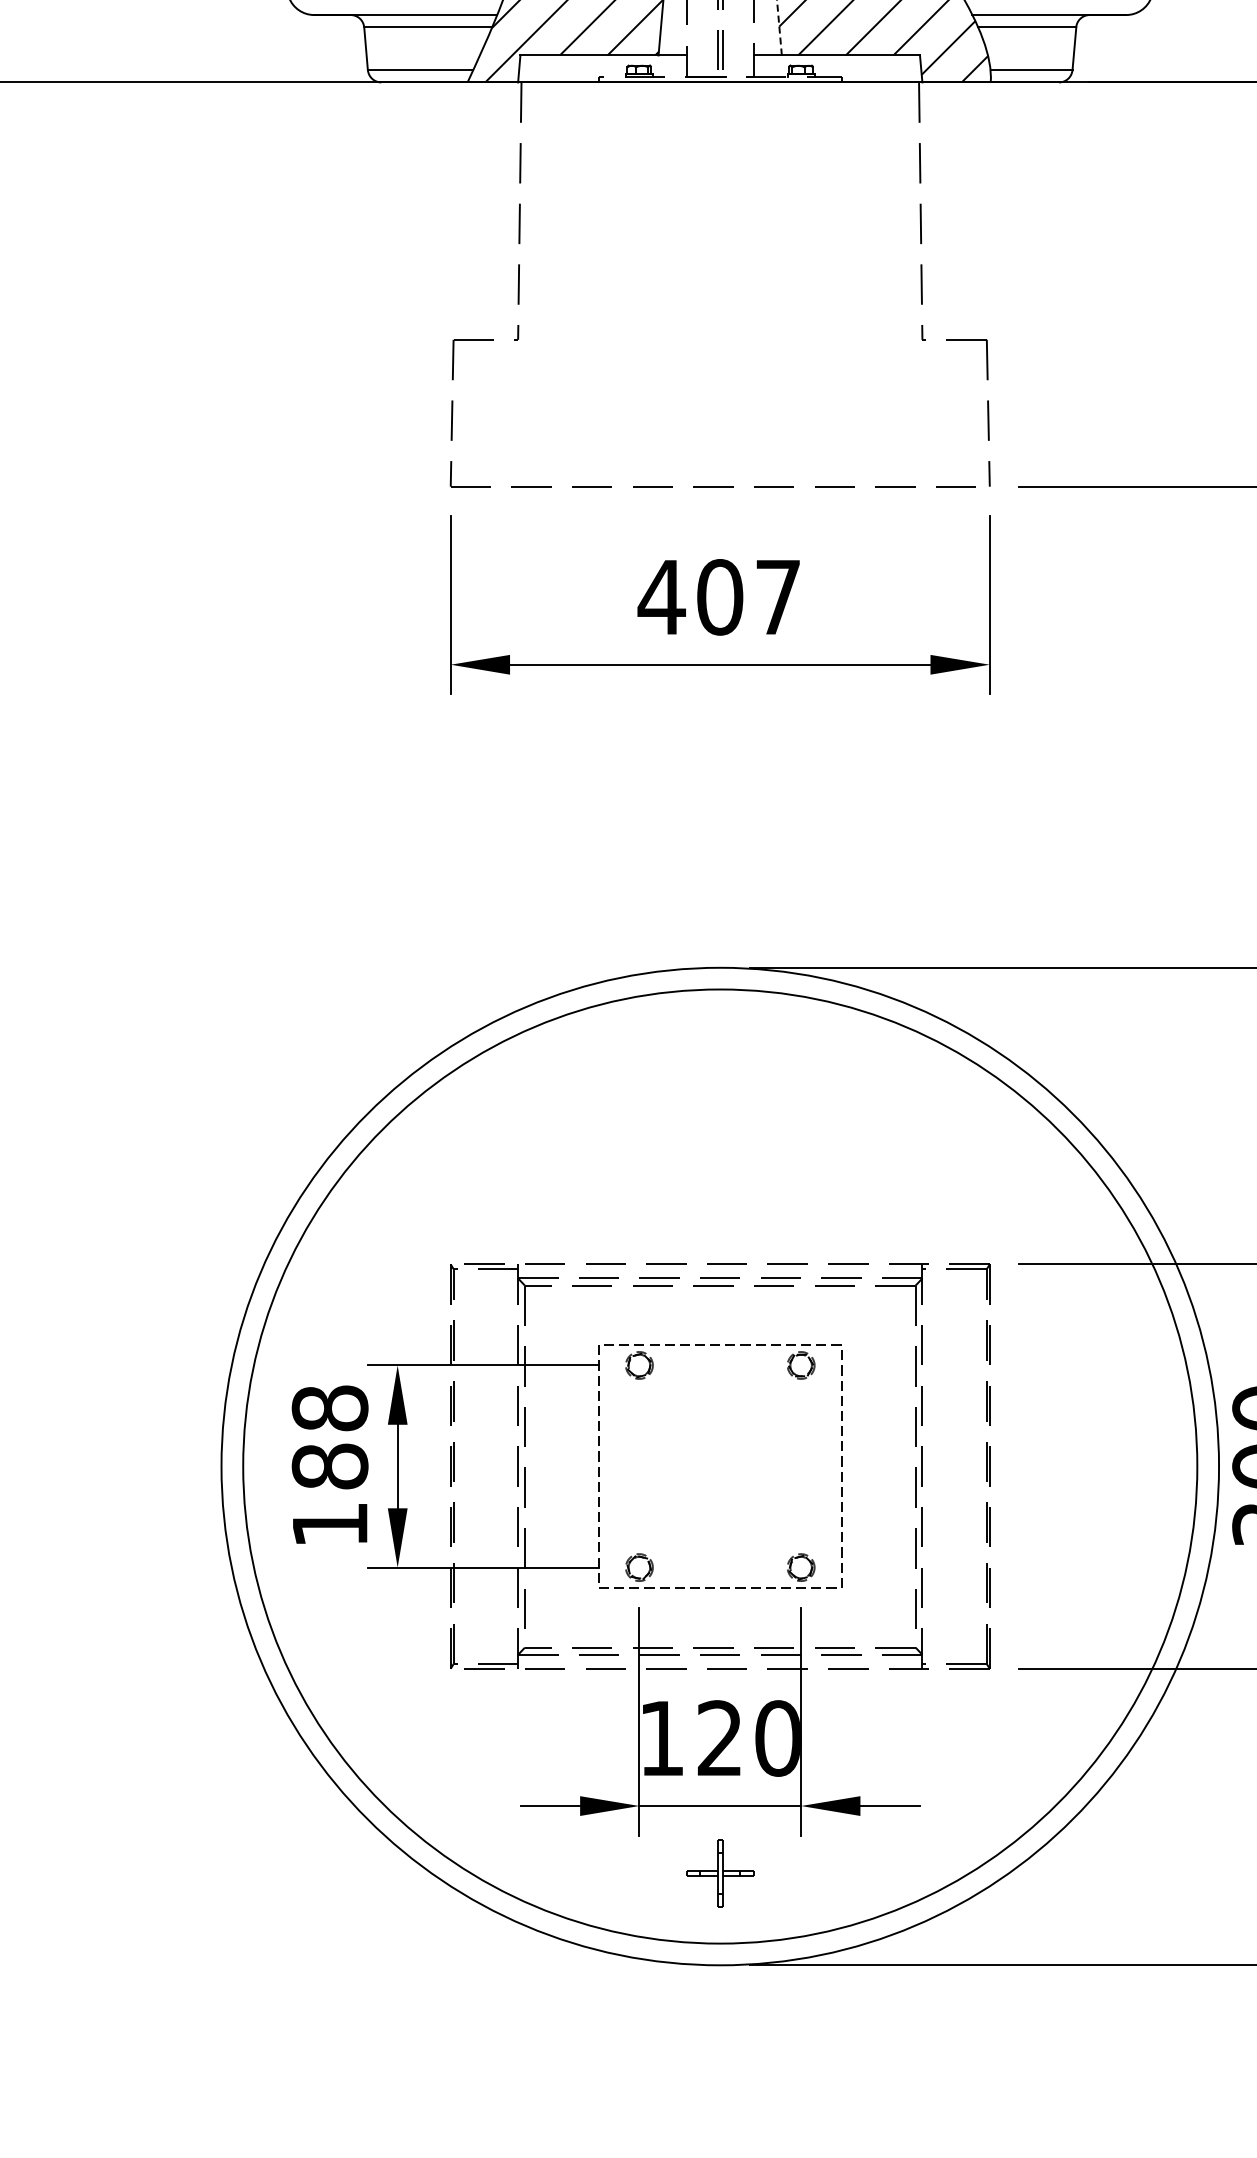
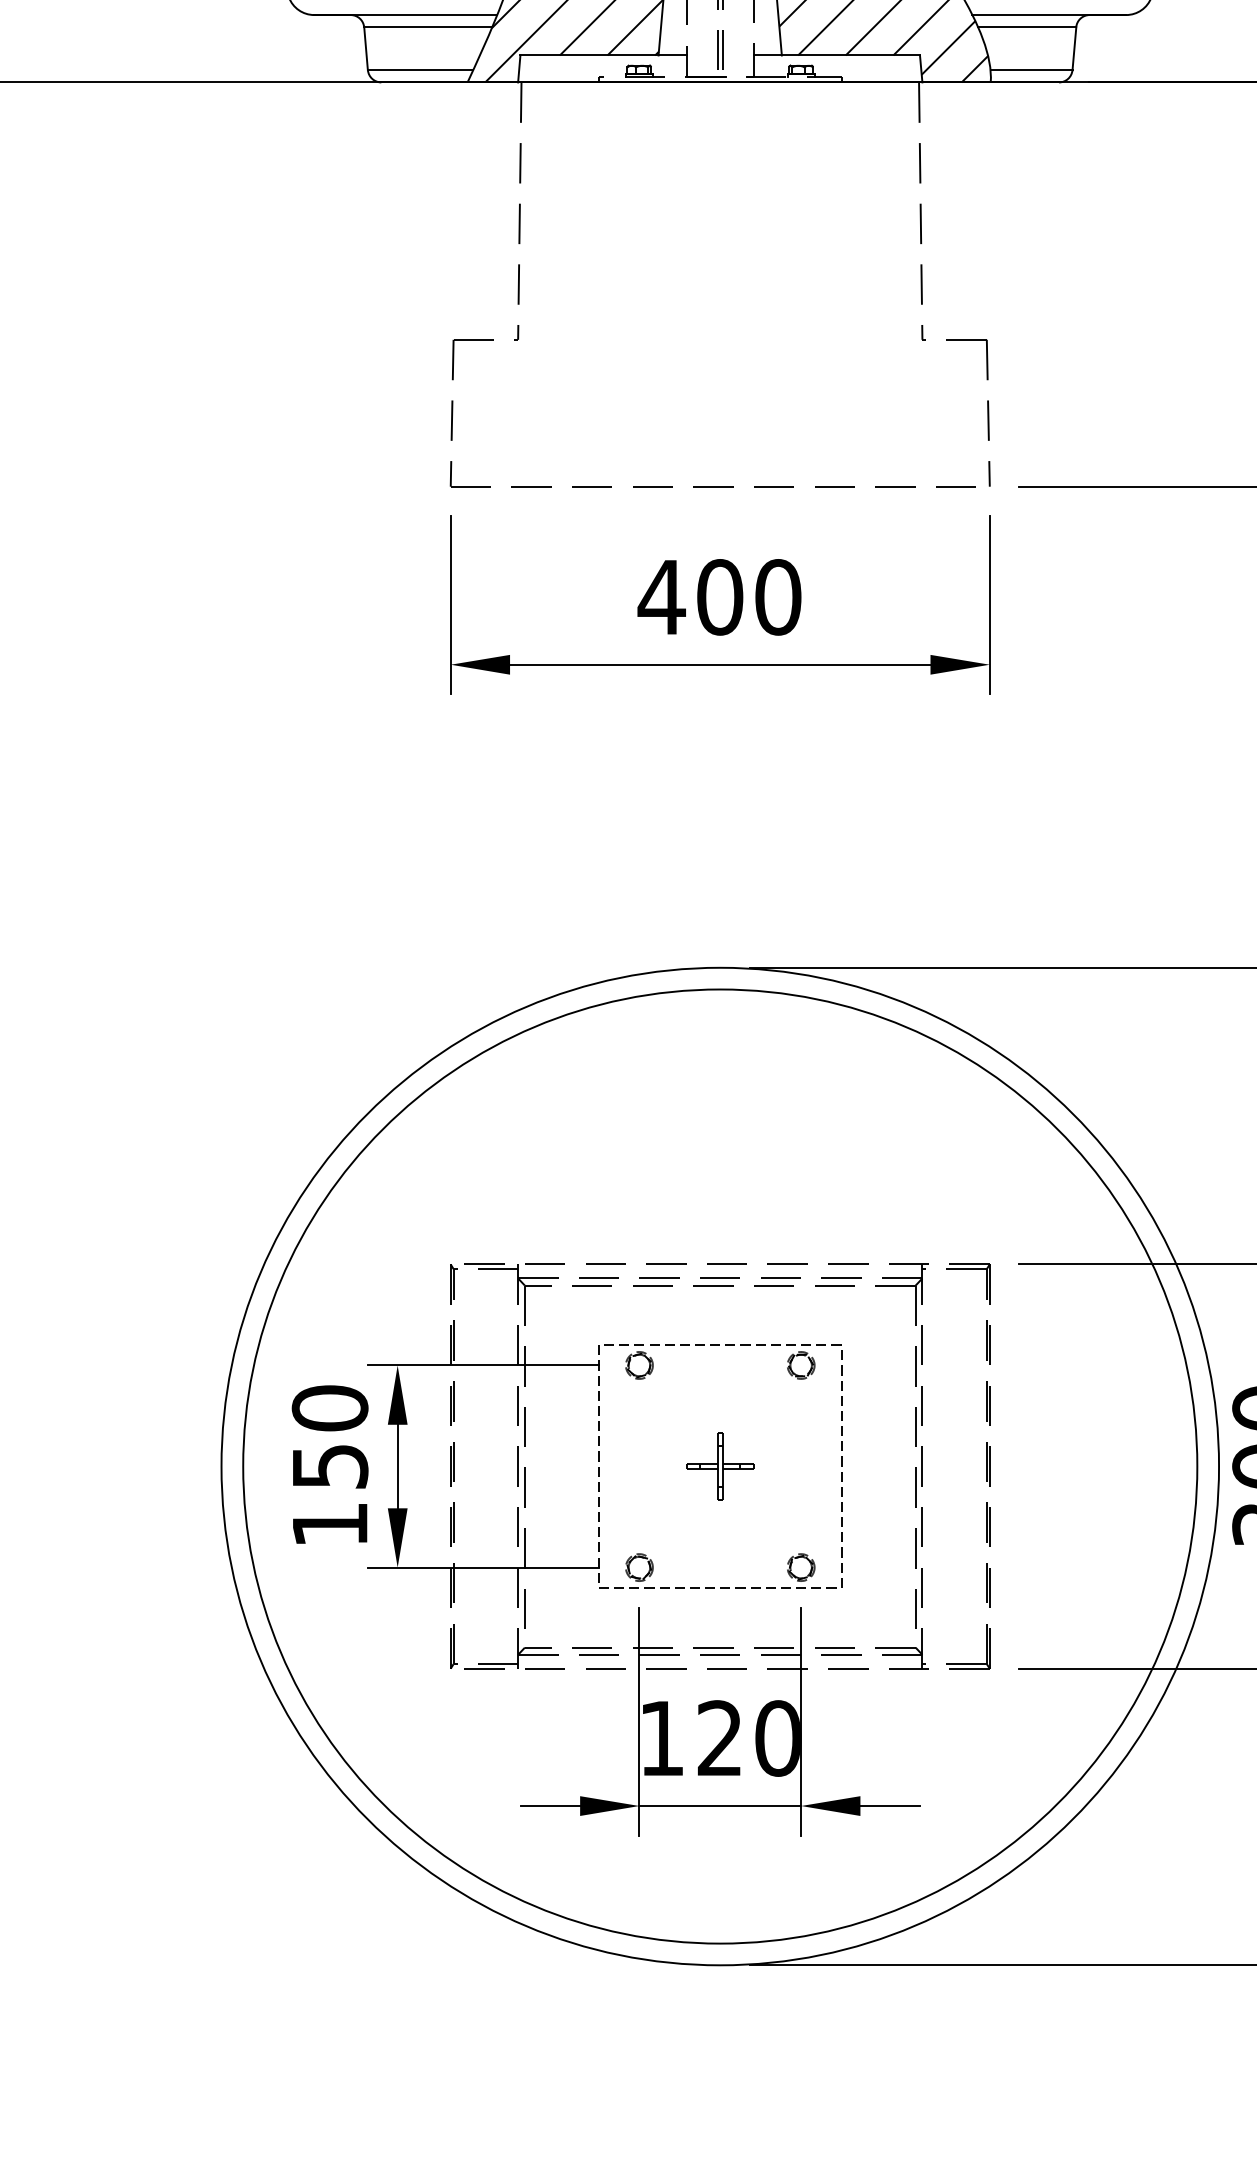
line: dashed -> solid (779, 27)
text: 407 -> 400 (778, 597)
text: 188 -> 150 (329, 1437)
part position: (720, 1873) -> (720, 1466) (720, 1466)
